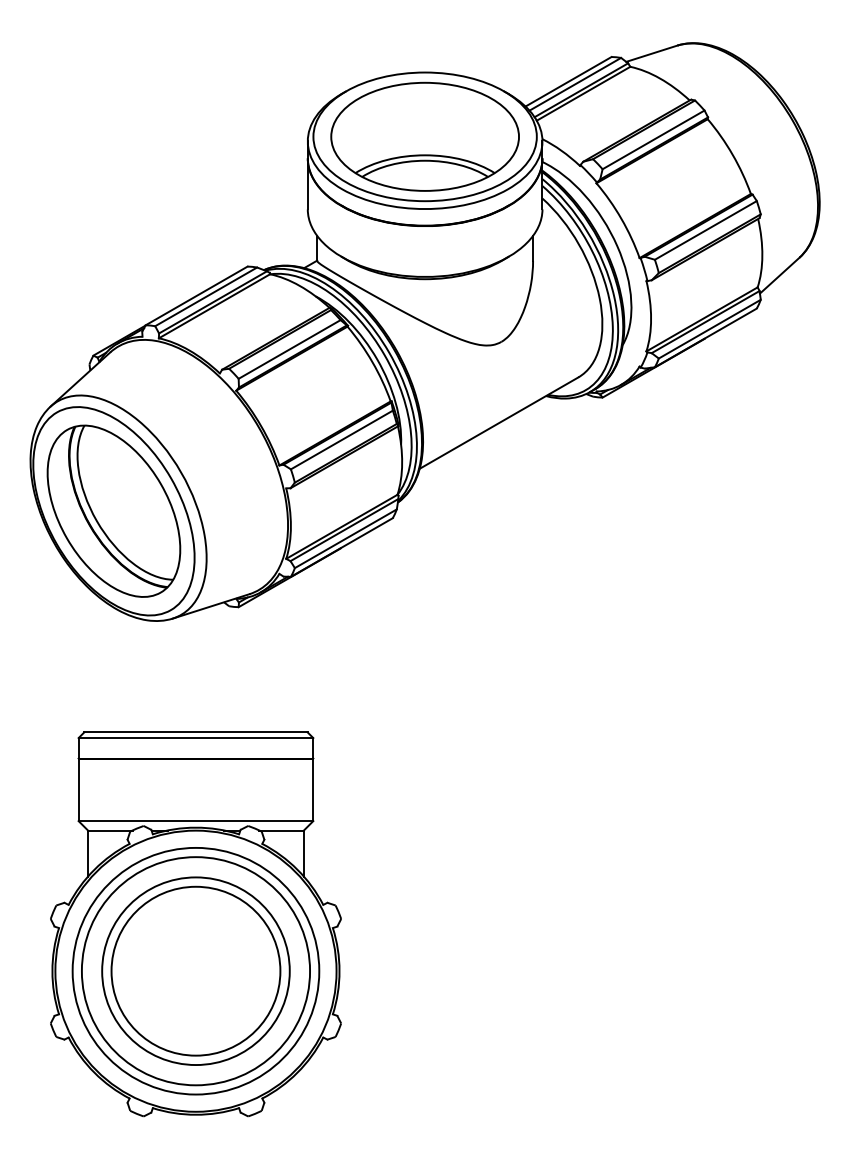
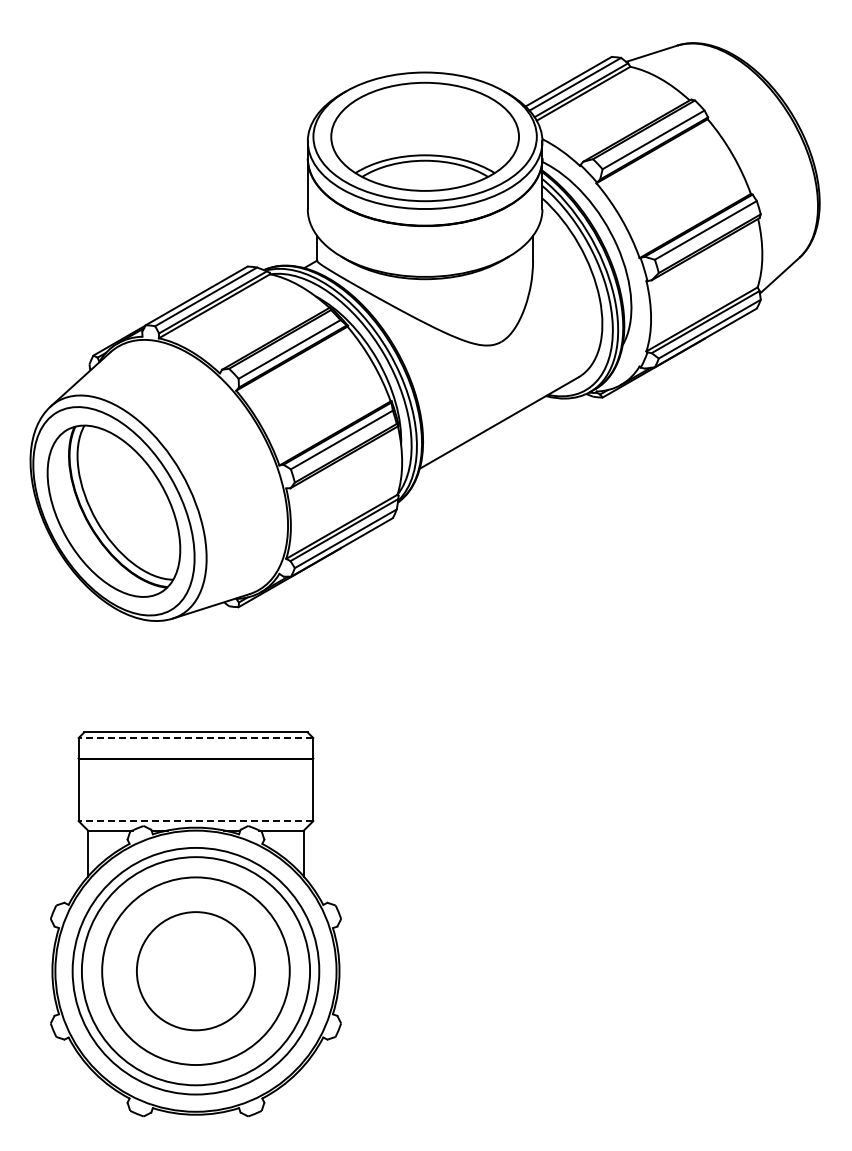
line: solid -> dashed (195, 738)
line: solid -> dashed (195, 821)
circle diameter: 169 px -> 118 px (195, 971)
